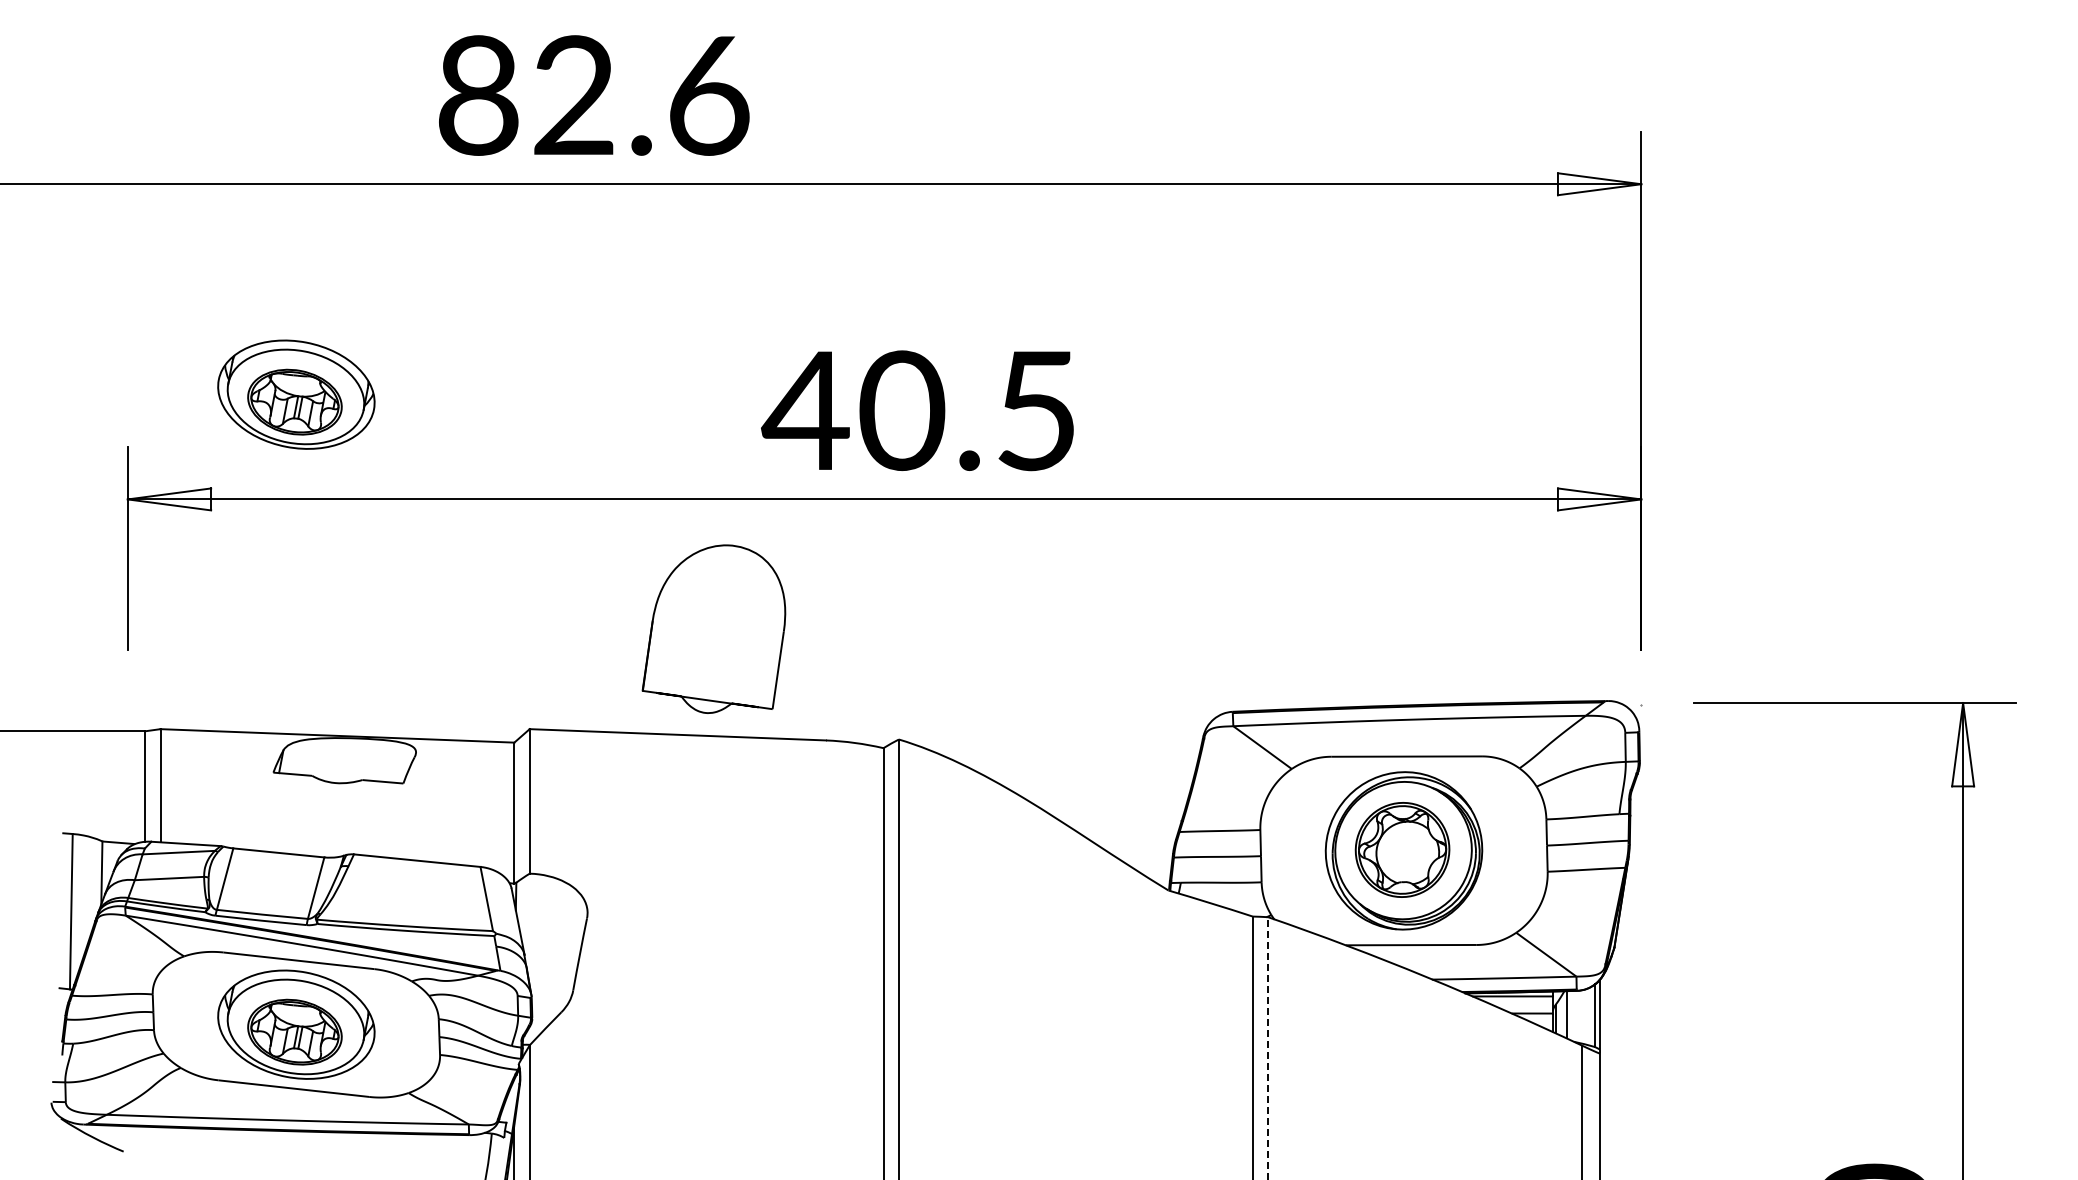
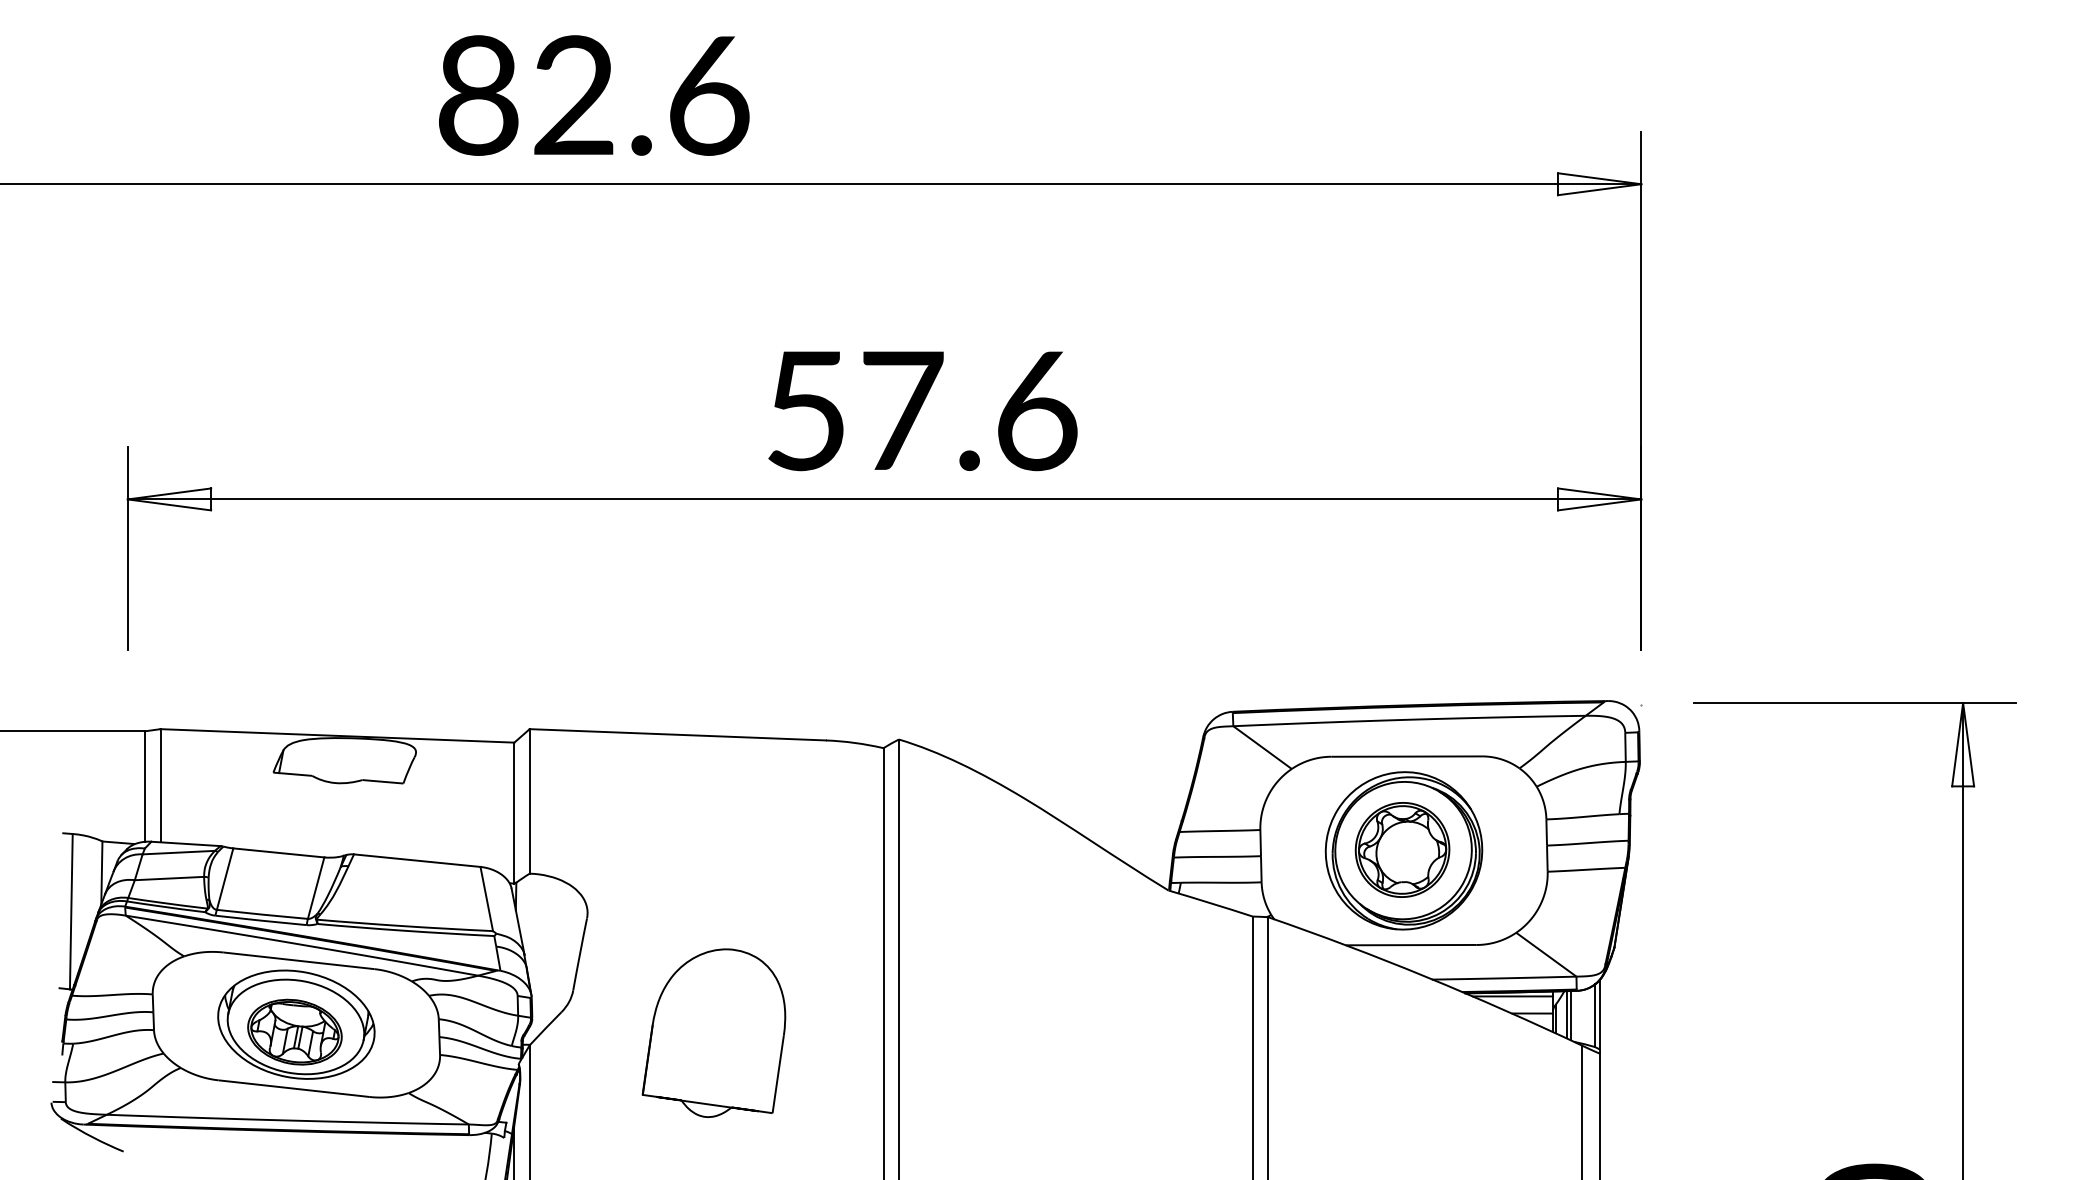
part: present -> none (296, 394)
text: 40.5 -> 57.6 (919, 410)
part position: (713, 628) -> (713, 1032) (713, 1032)
line: none -> present (1570, 1015)
line: dashed -> solid (1268, 1048)
